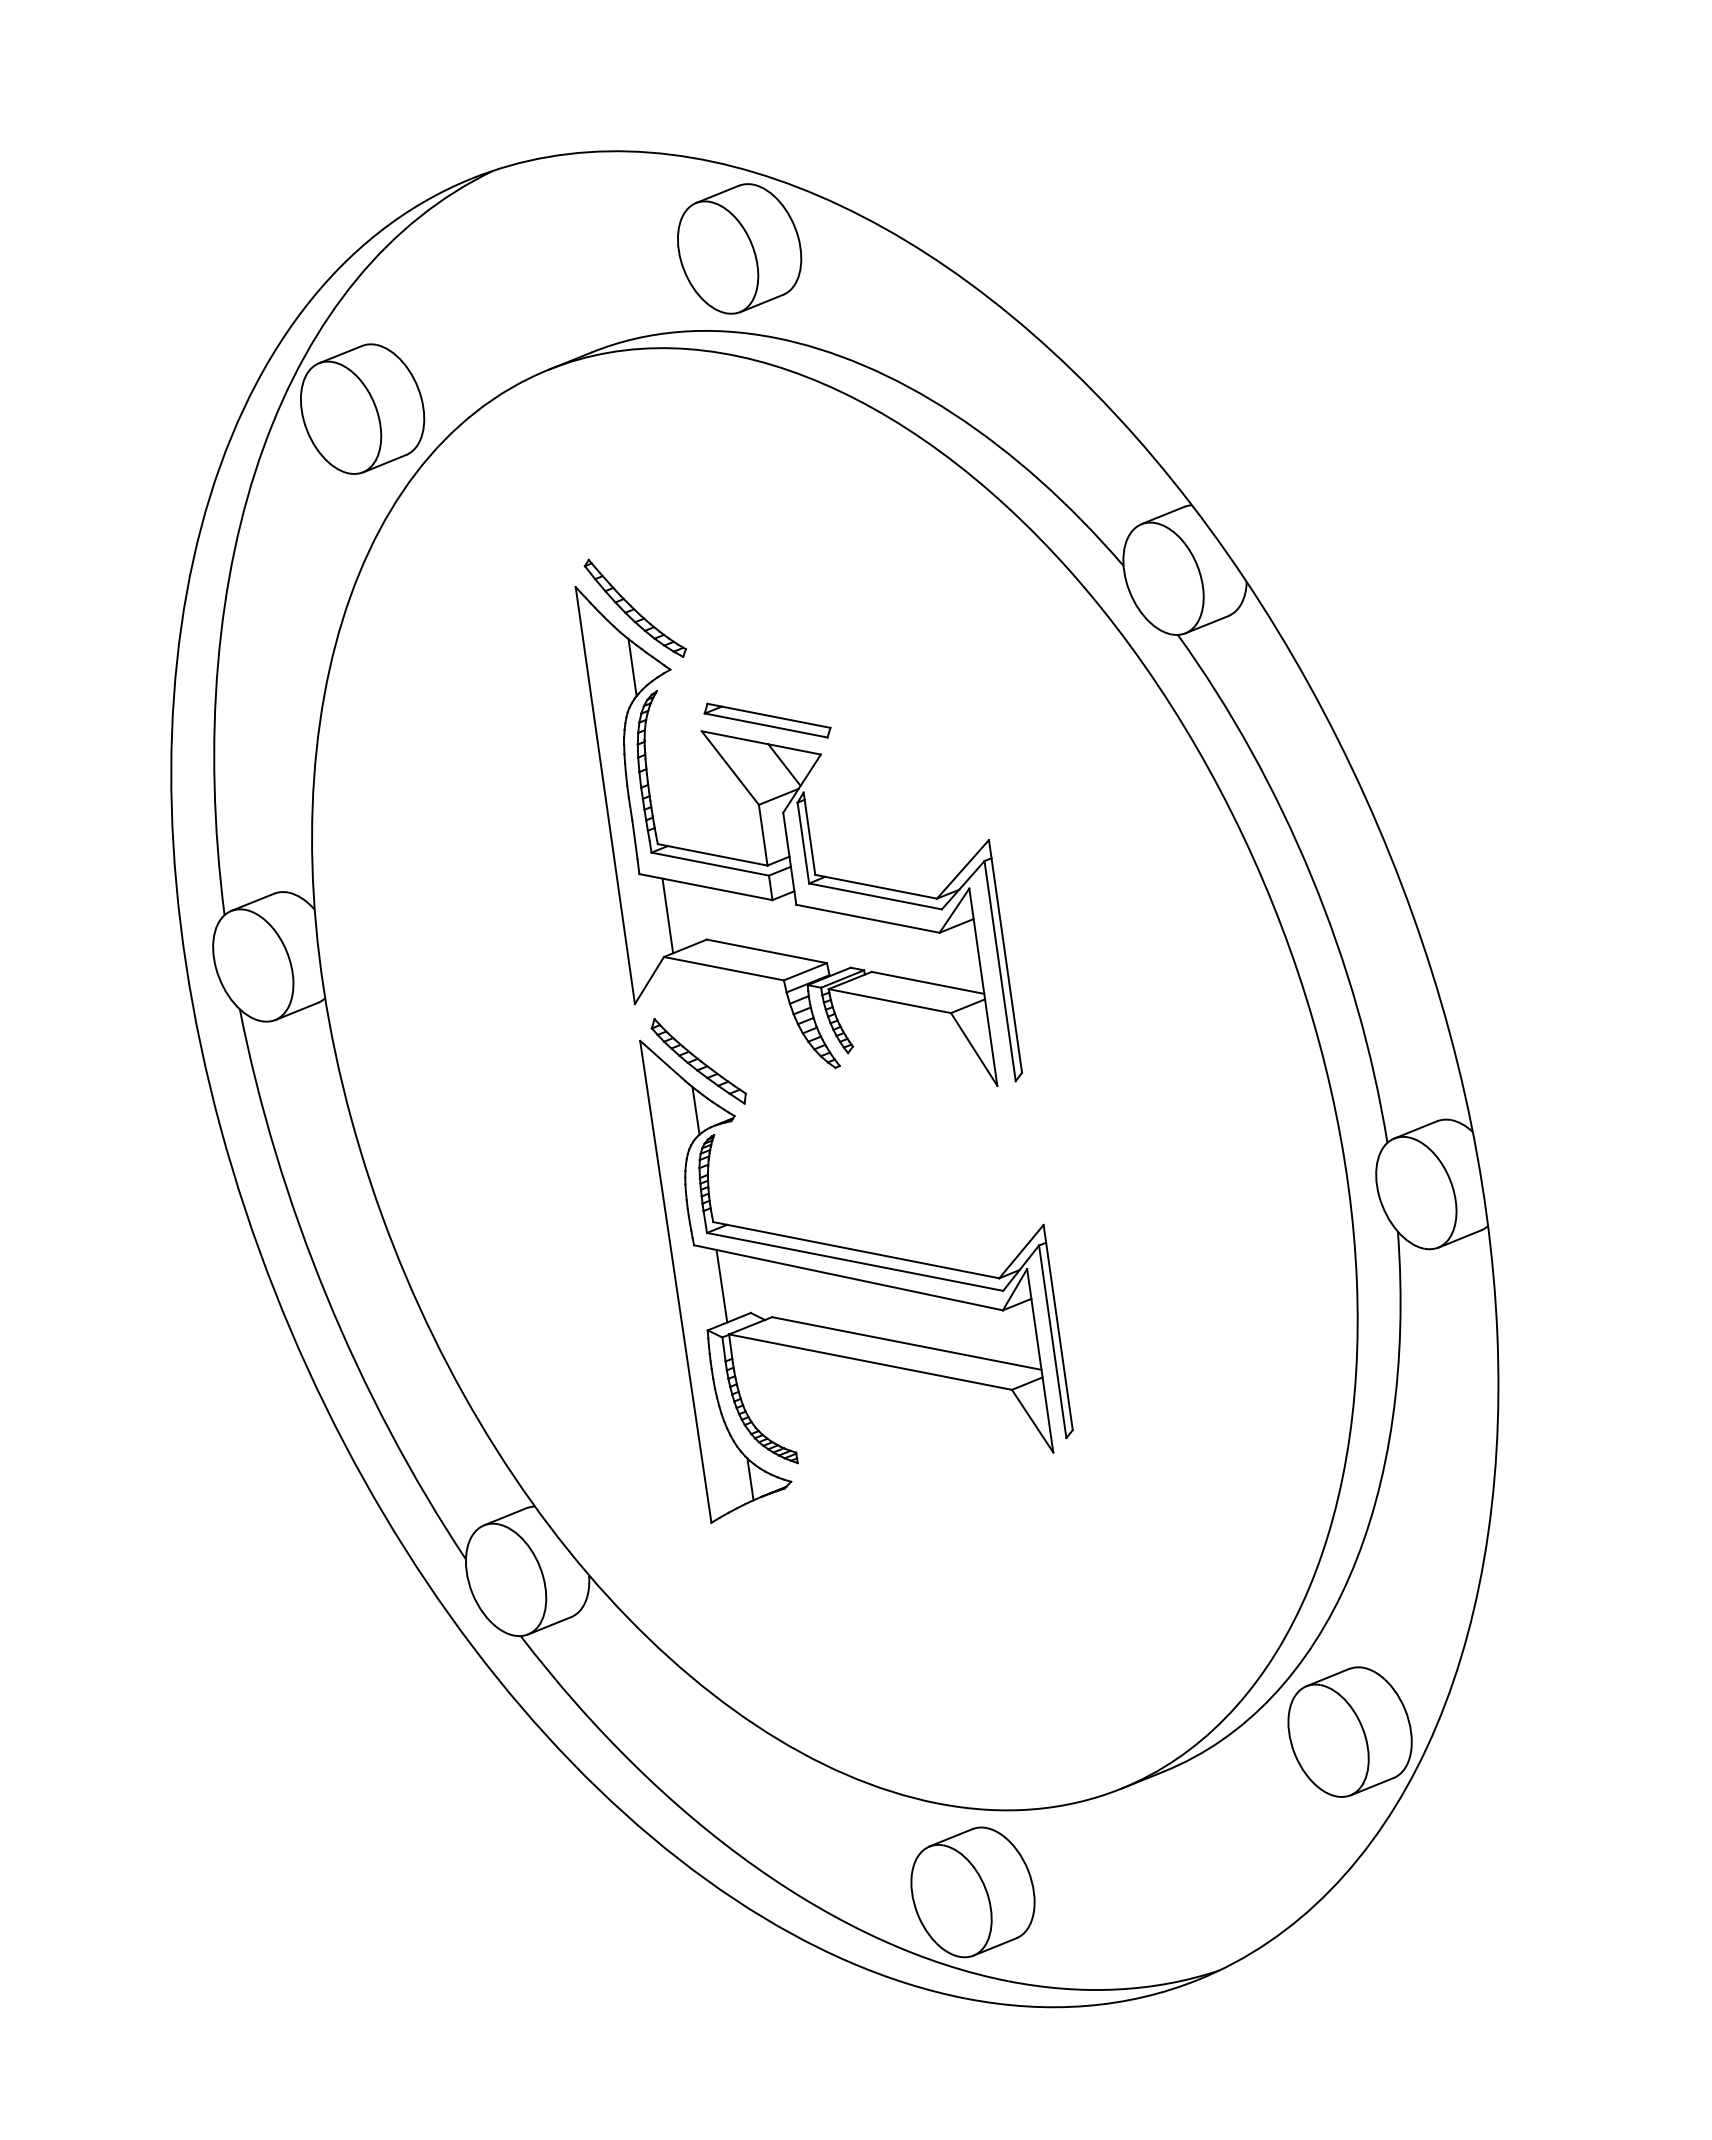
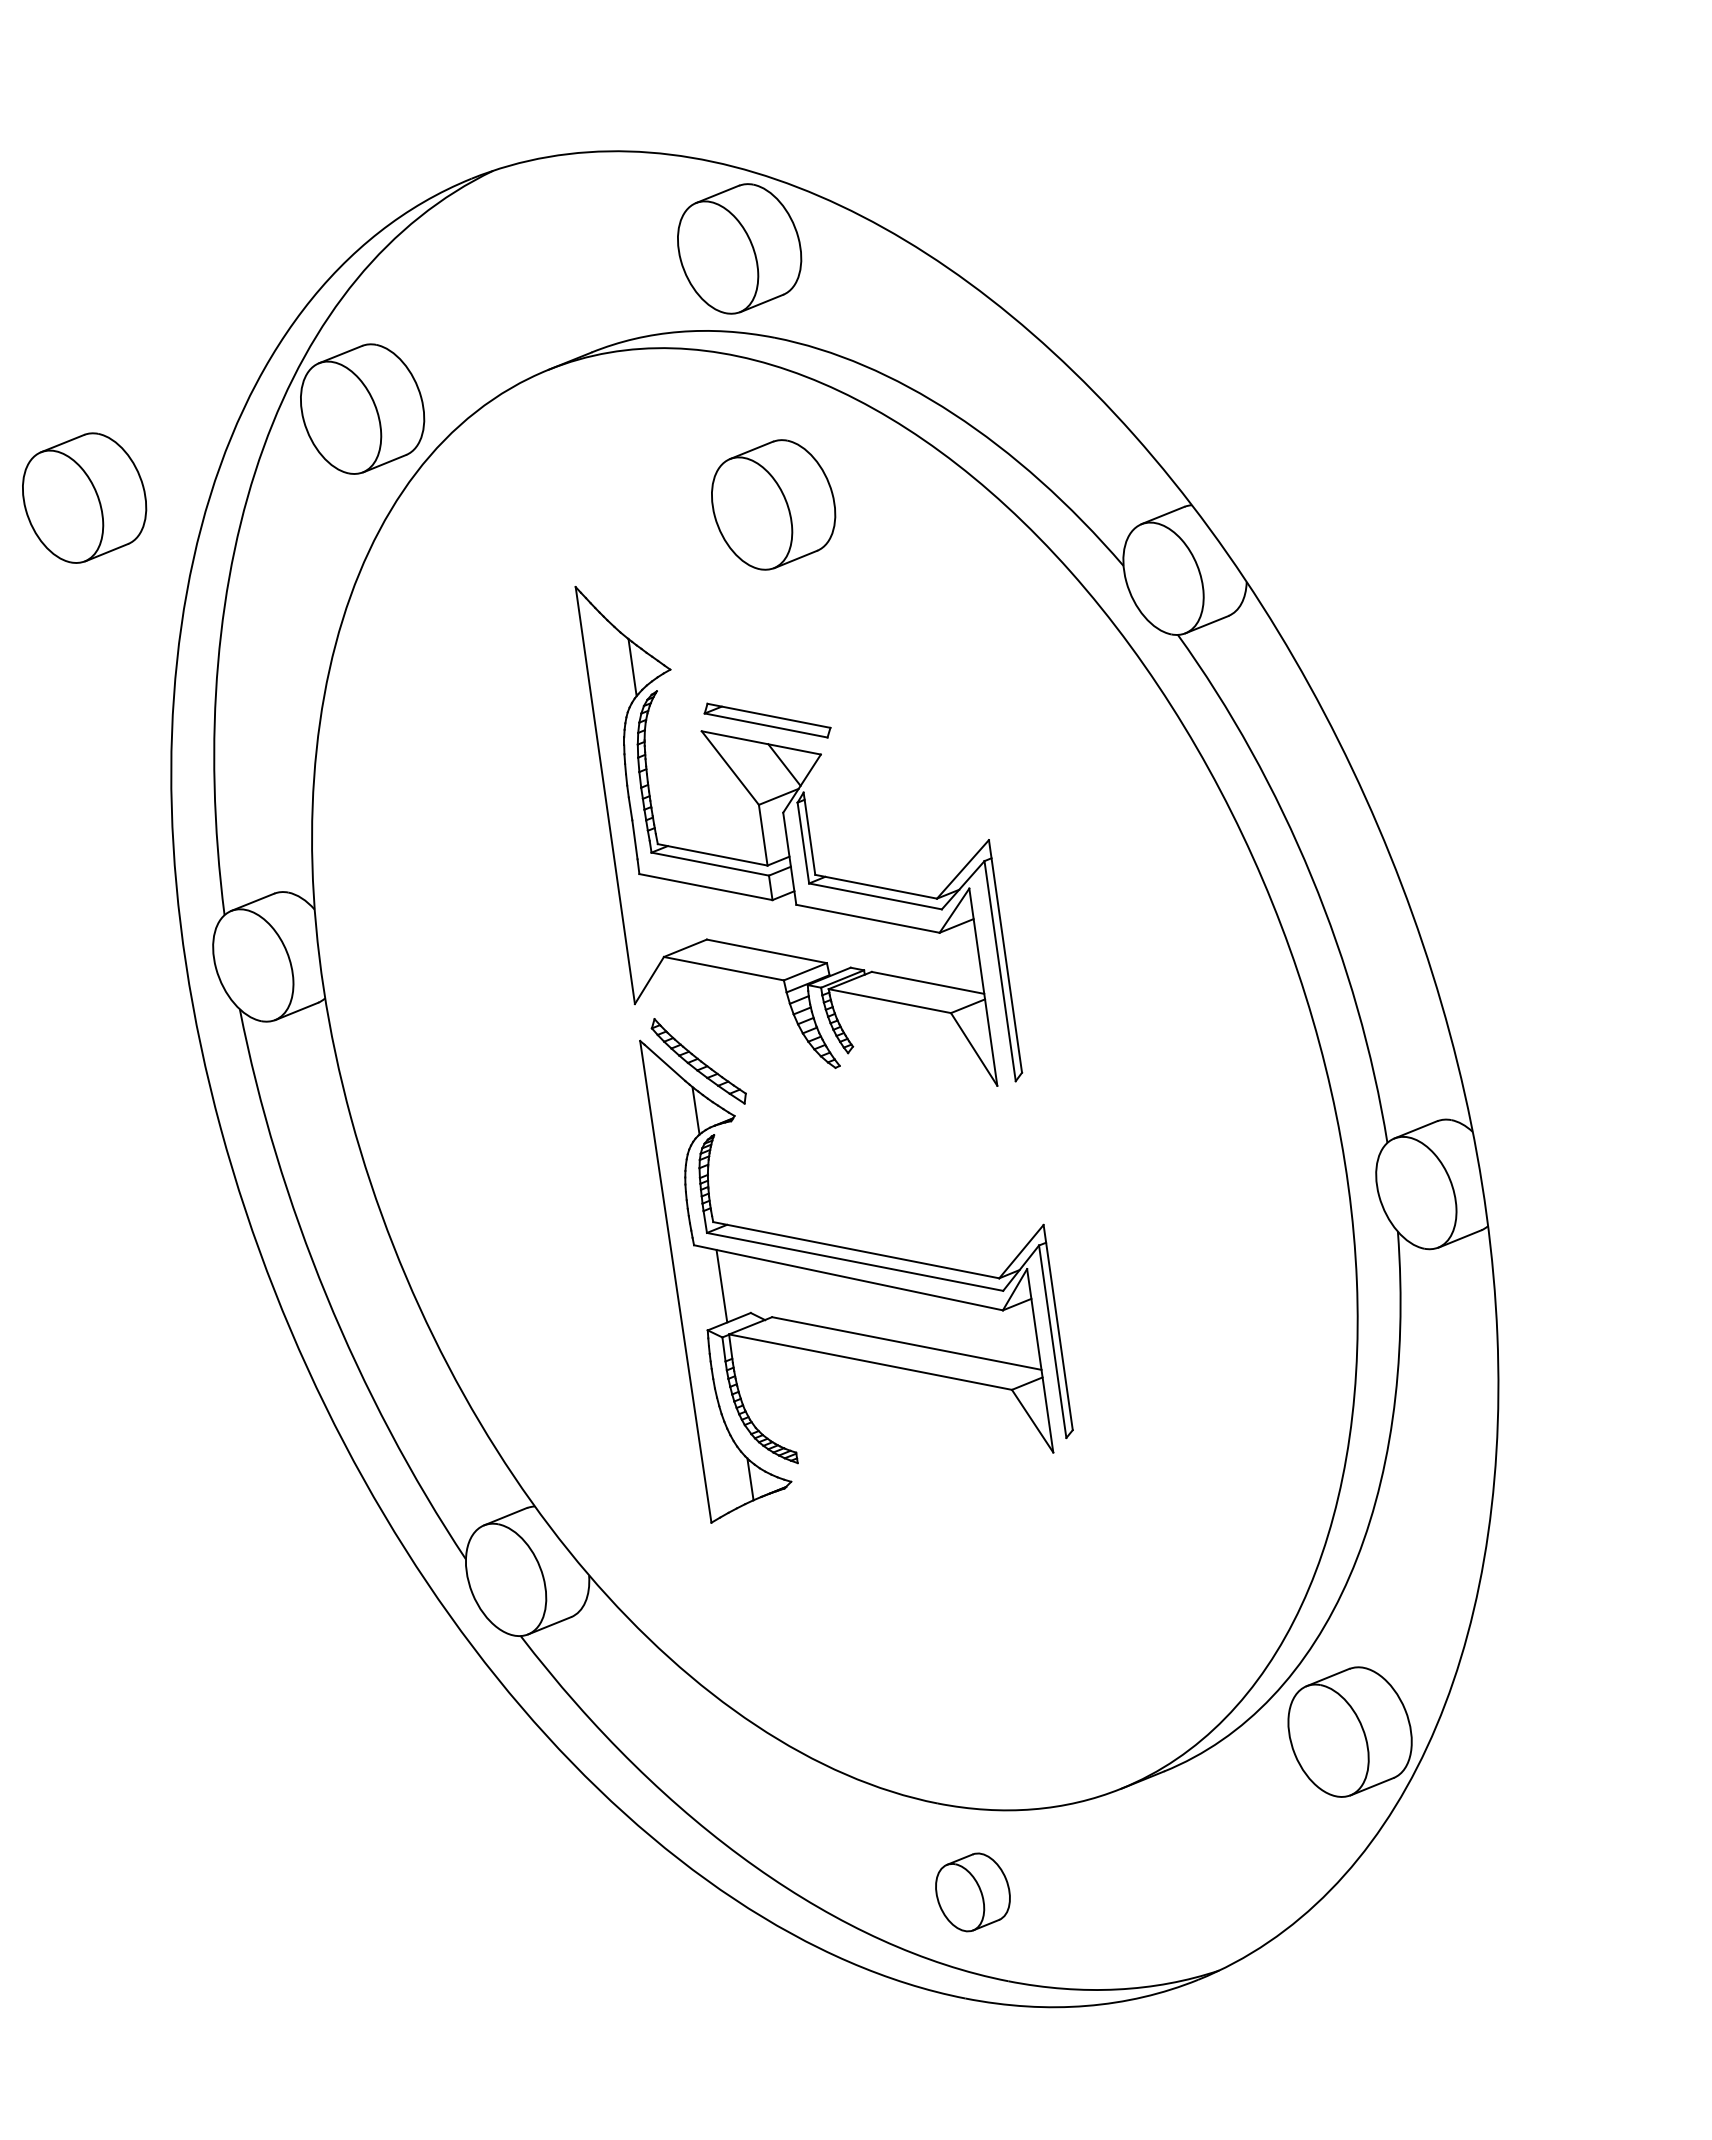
part: none -> present (84, 497)
part: none -> present (773, 504)
part: present -> none (634, 607)
line: present -> none (667, 915)
part size: 126x133 px -> 76x81 px (972, 1892)
